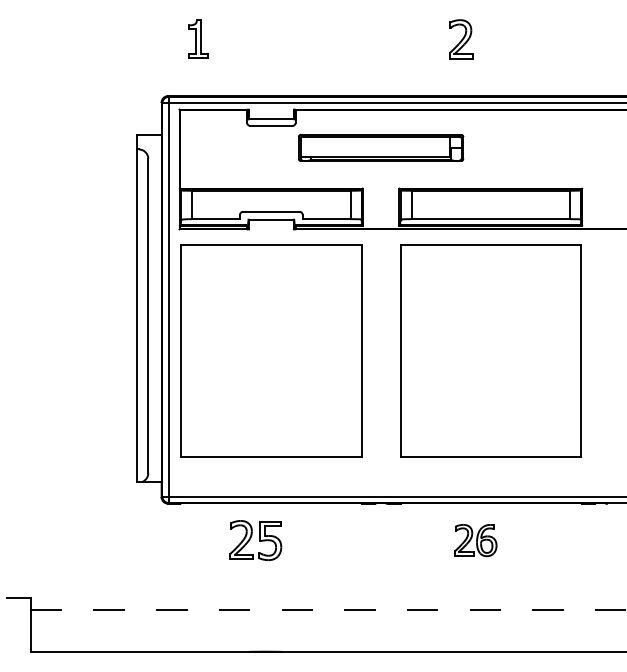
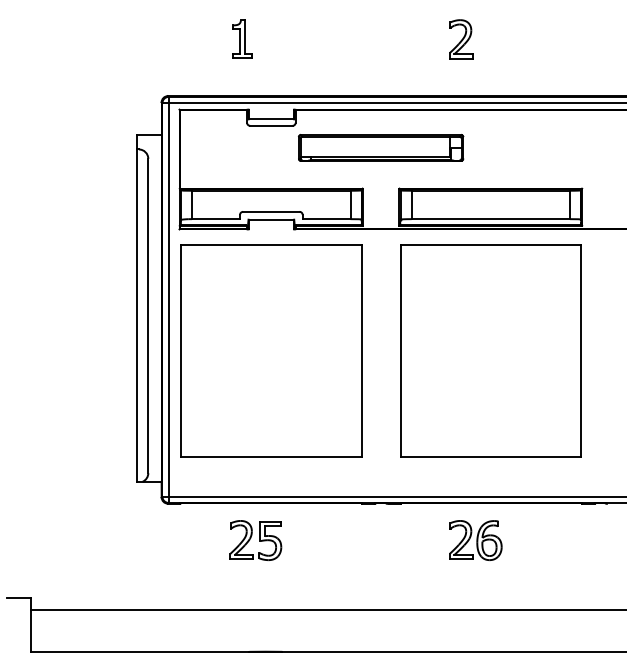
part position: (198, 38) -> (242, 38) (242, 38)
part size: 44x34 px -> 54x41 px (475, 540)
line: dashed -> solid (328, 609)
